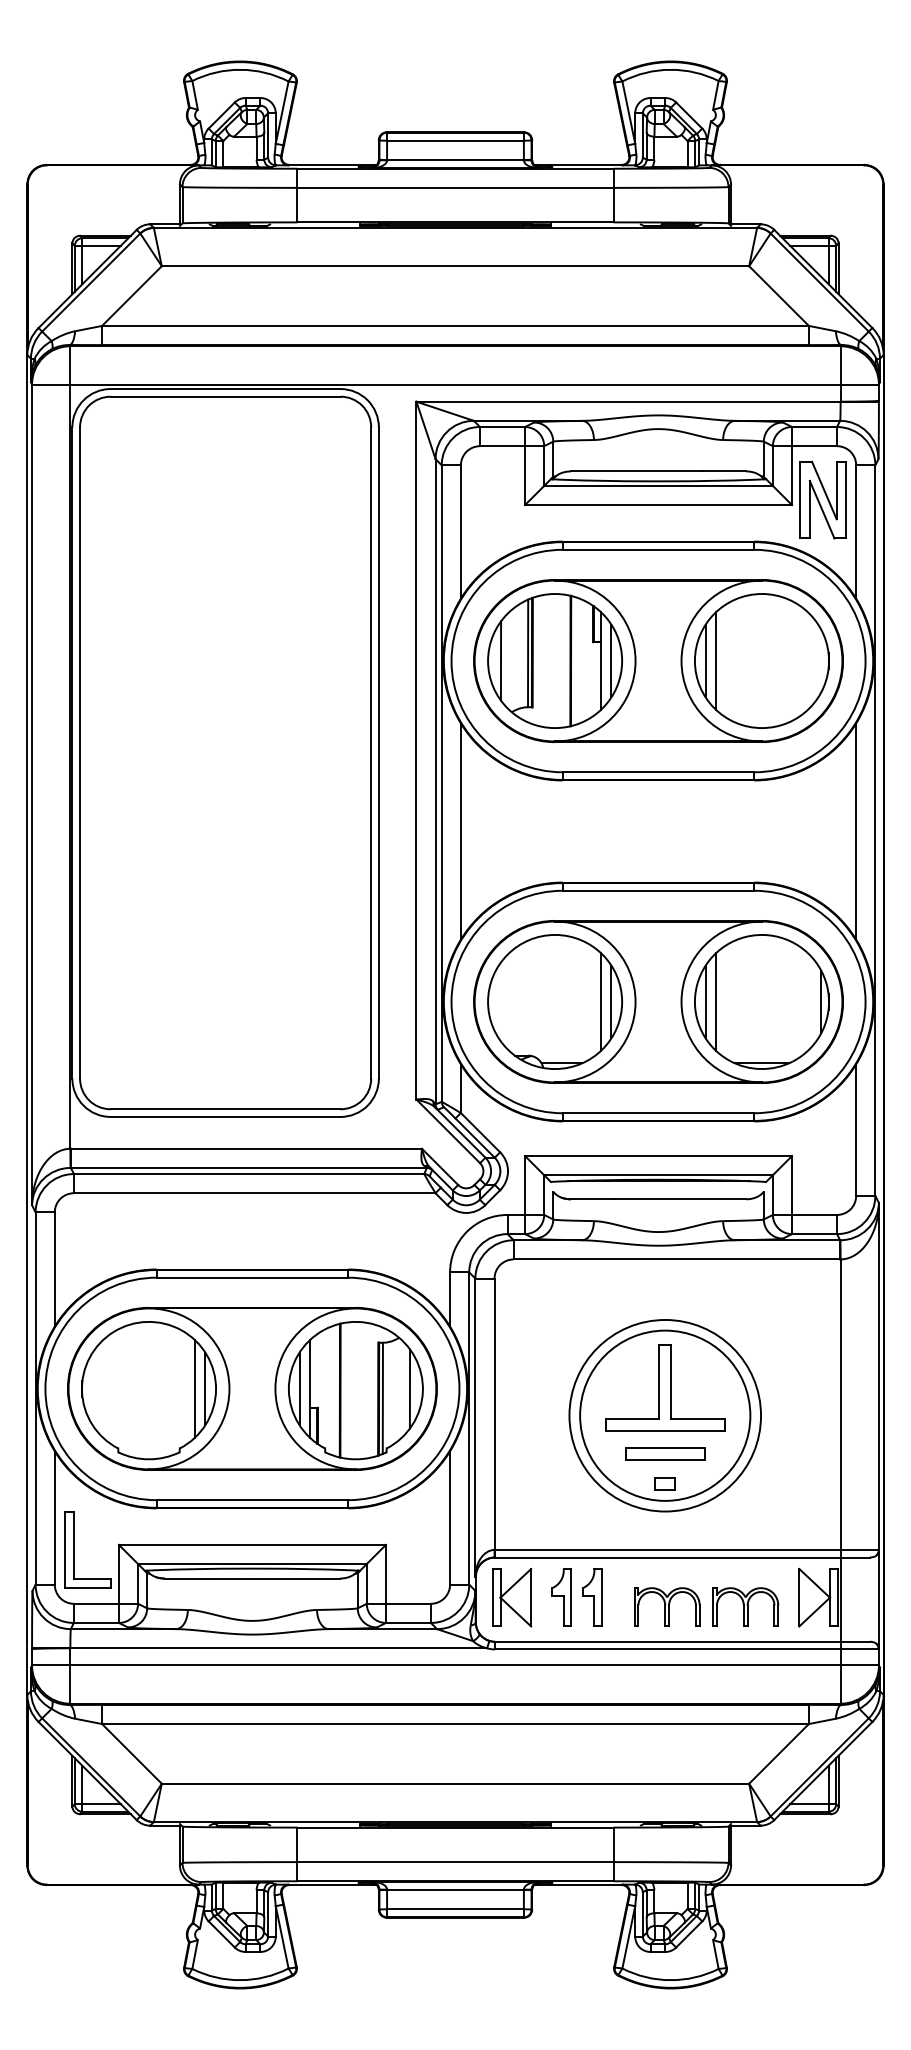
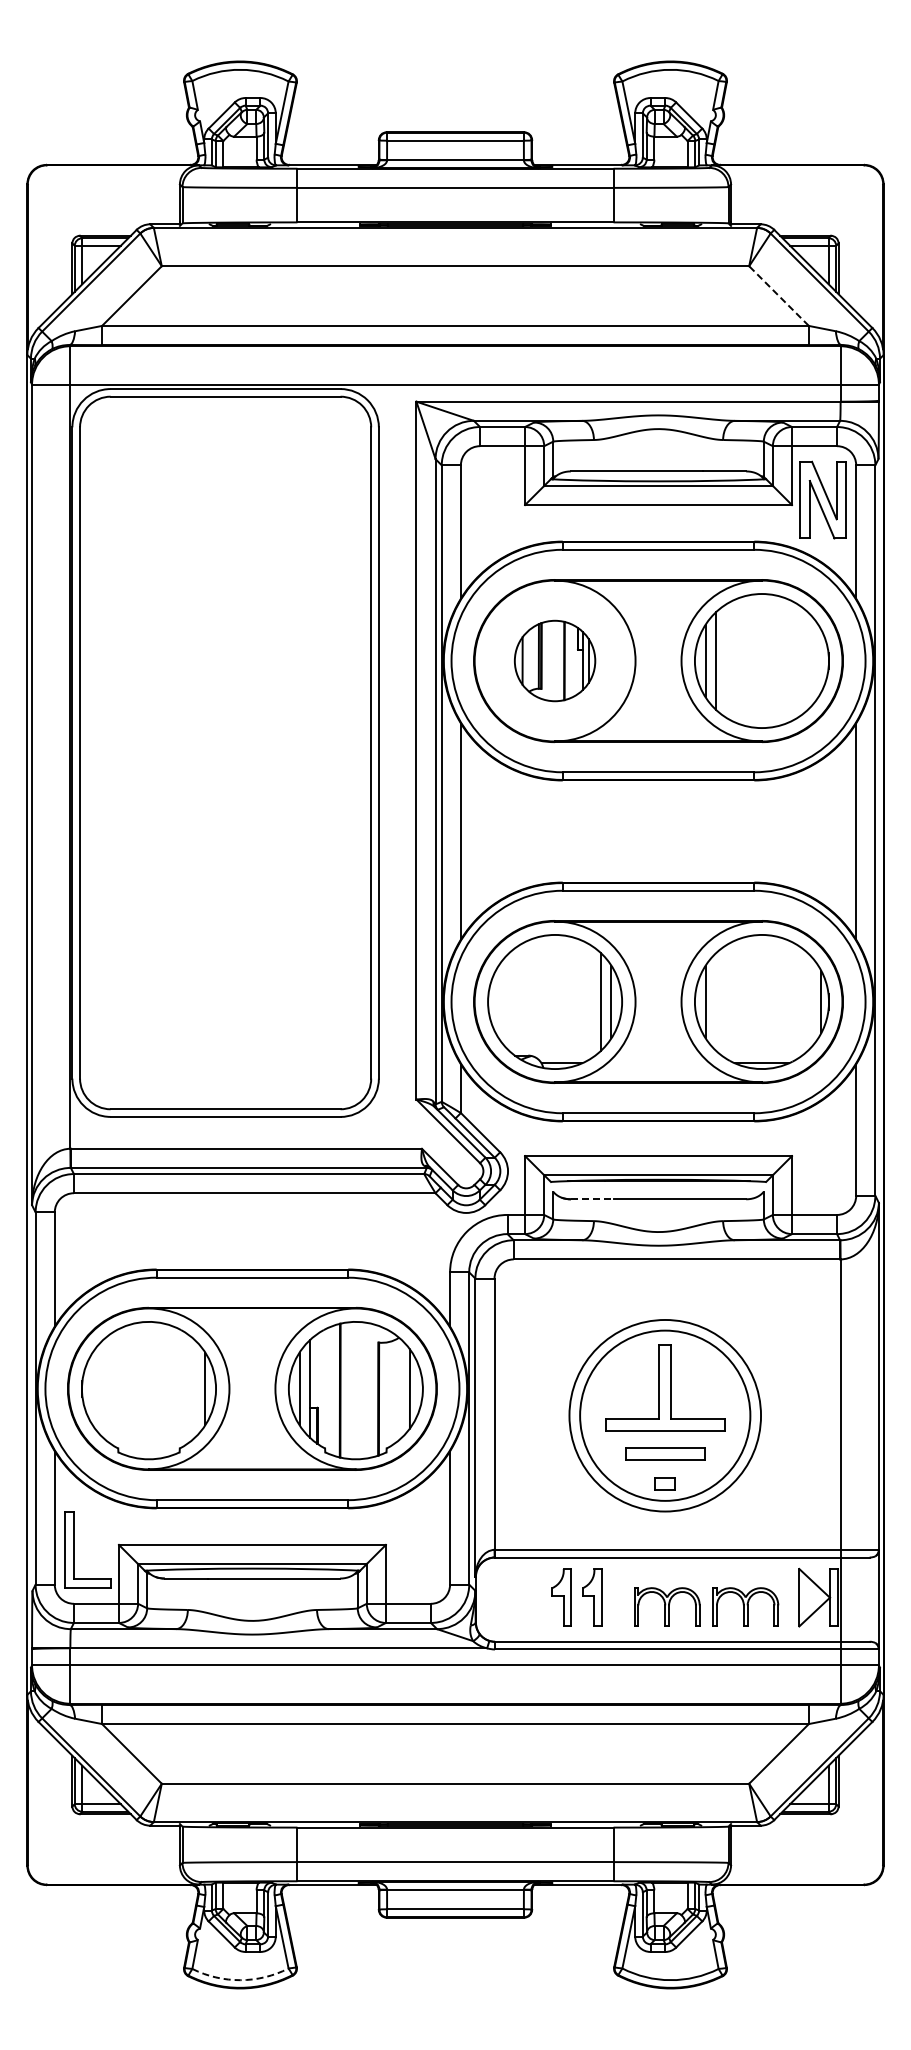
line: solid -> dashed (778, 295)
part size: 136x136 px -> 83x84 px (555, 660)
line: present -> none (716, 1001)
line: solid -> dashed (592, 1199)
line: present -> none (194, 1388)
line: present -> none (382, 1398)
part: present -> none (512, 1597)
arc: solid -> dashed (240, 1980)
